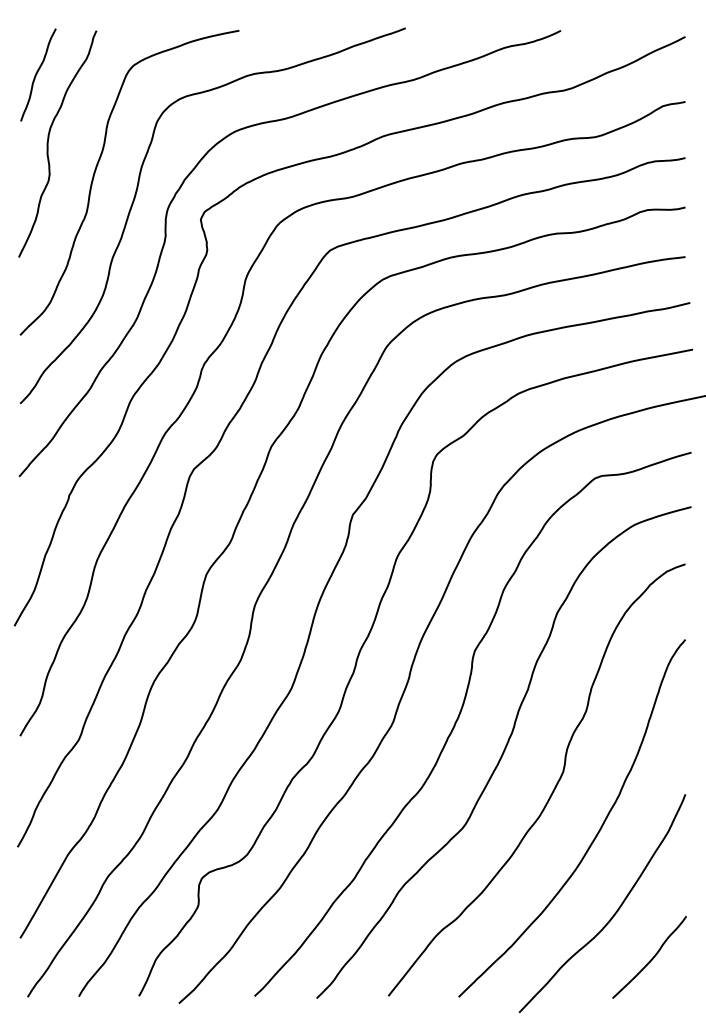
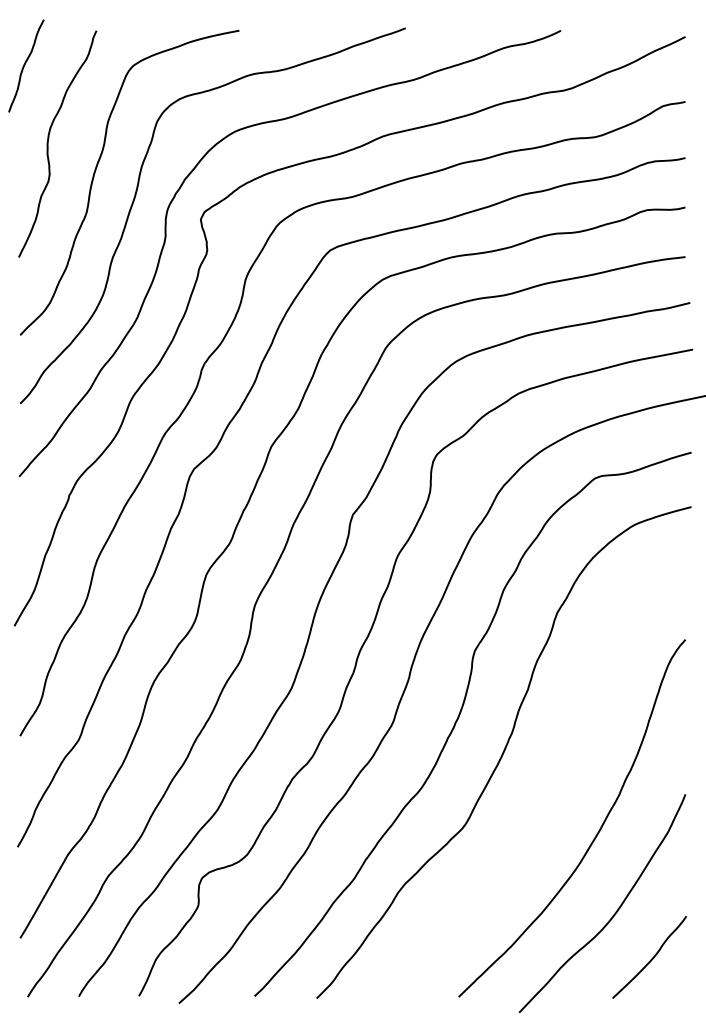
curve position: (37, 74) -> (25, 65) (25, 65)
curve: present -> none (553, 788)
